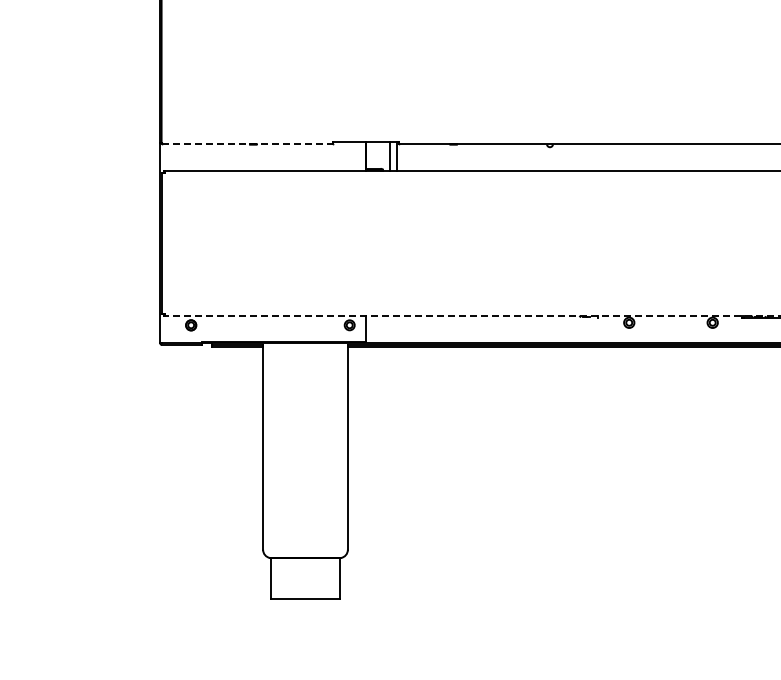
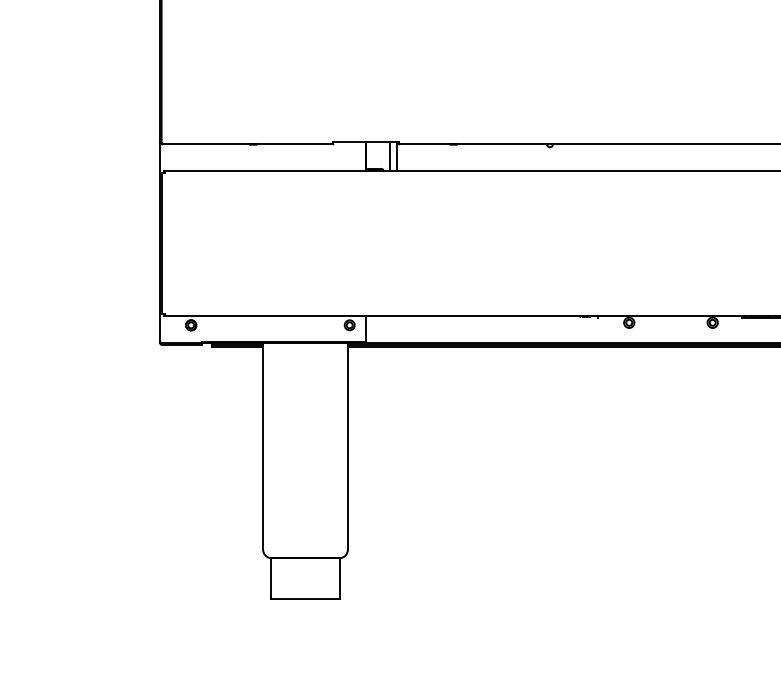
line: dashed -> solid (247, 144)
line: dashed -> solid (472, 316)
